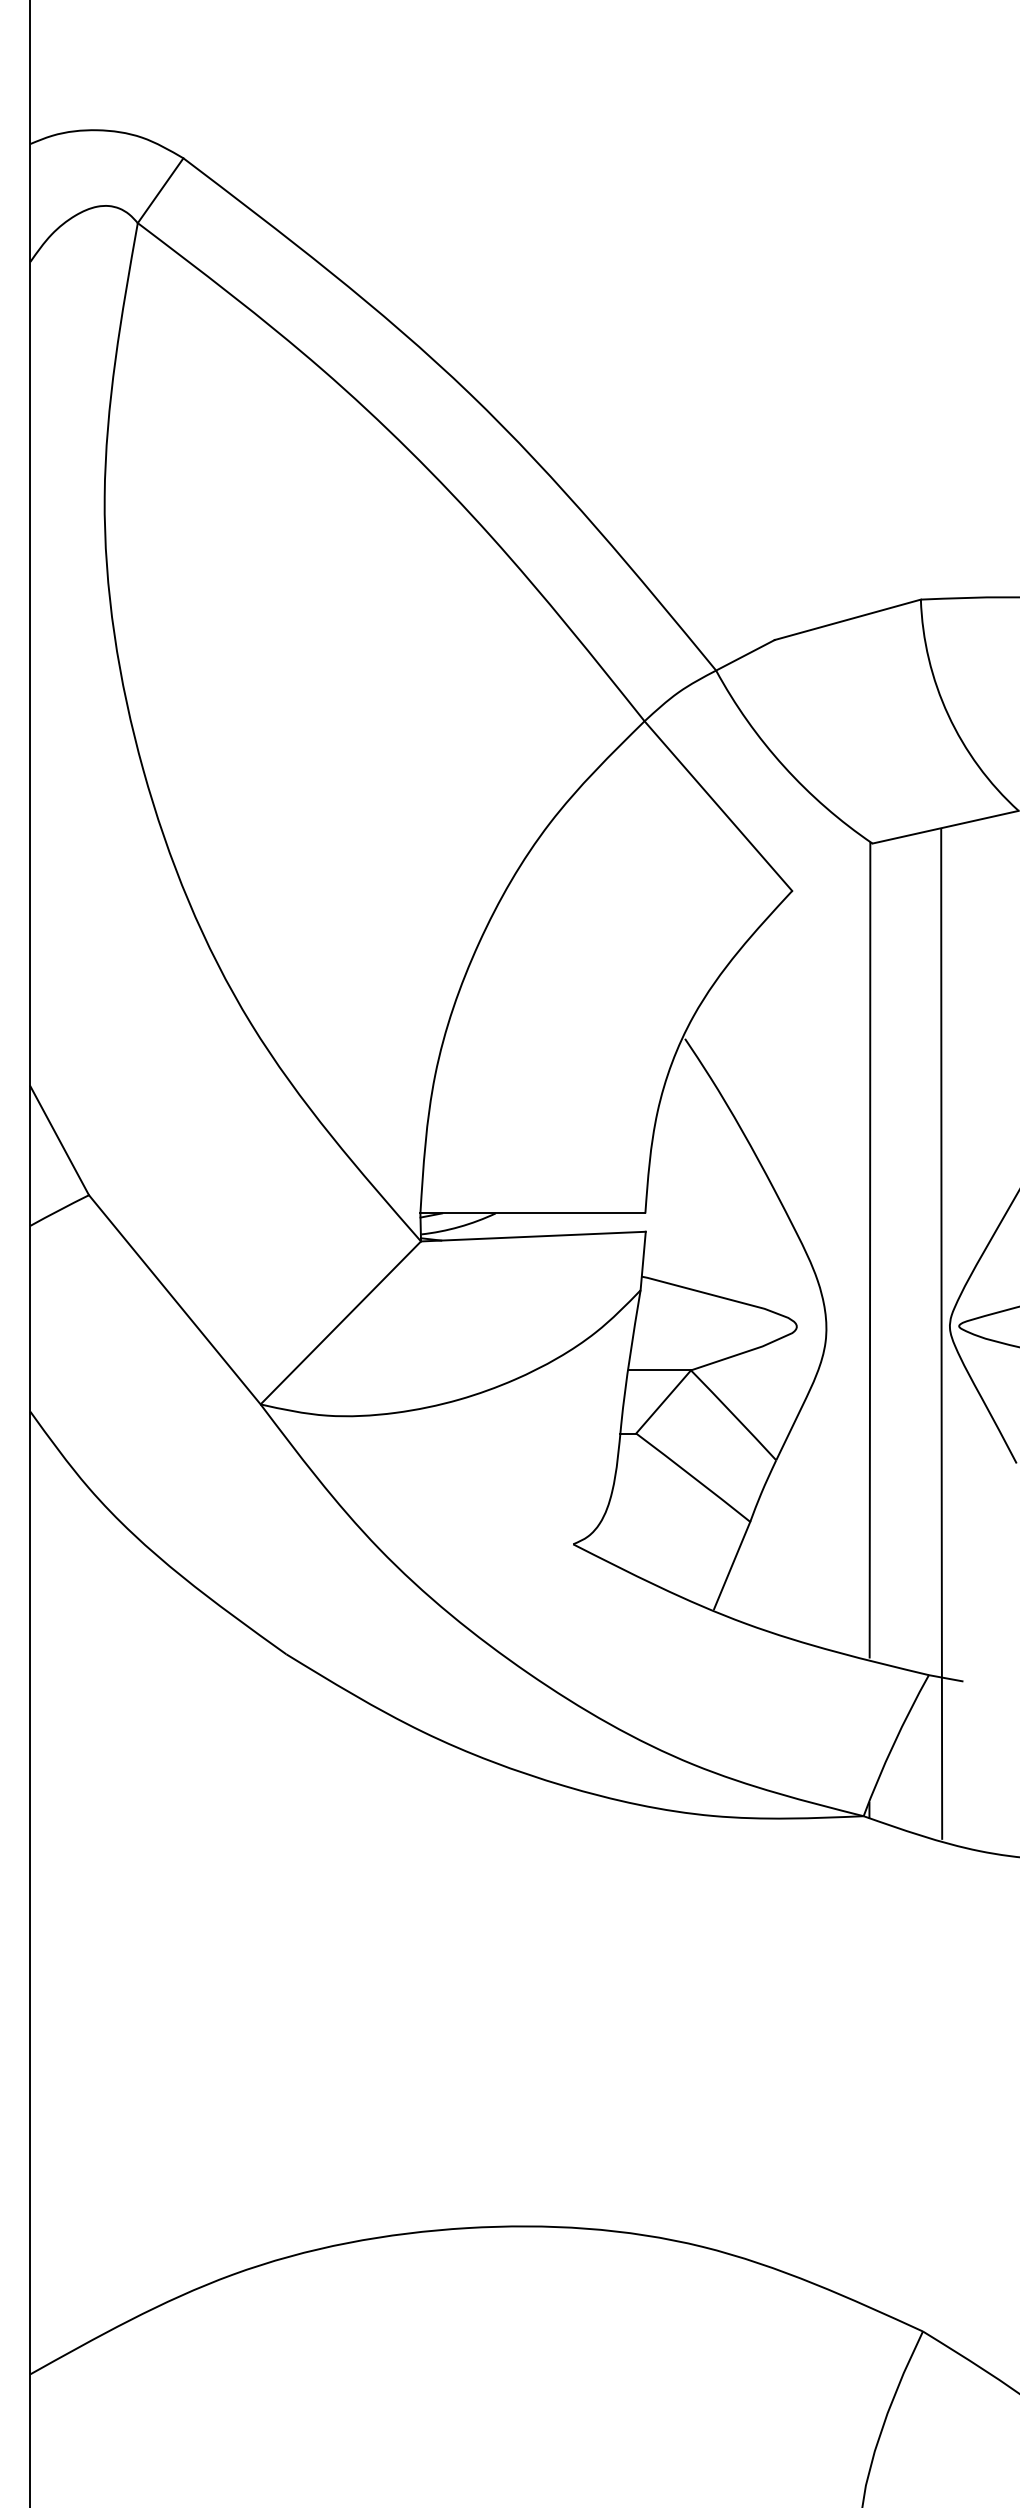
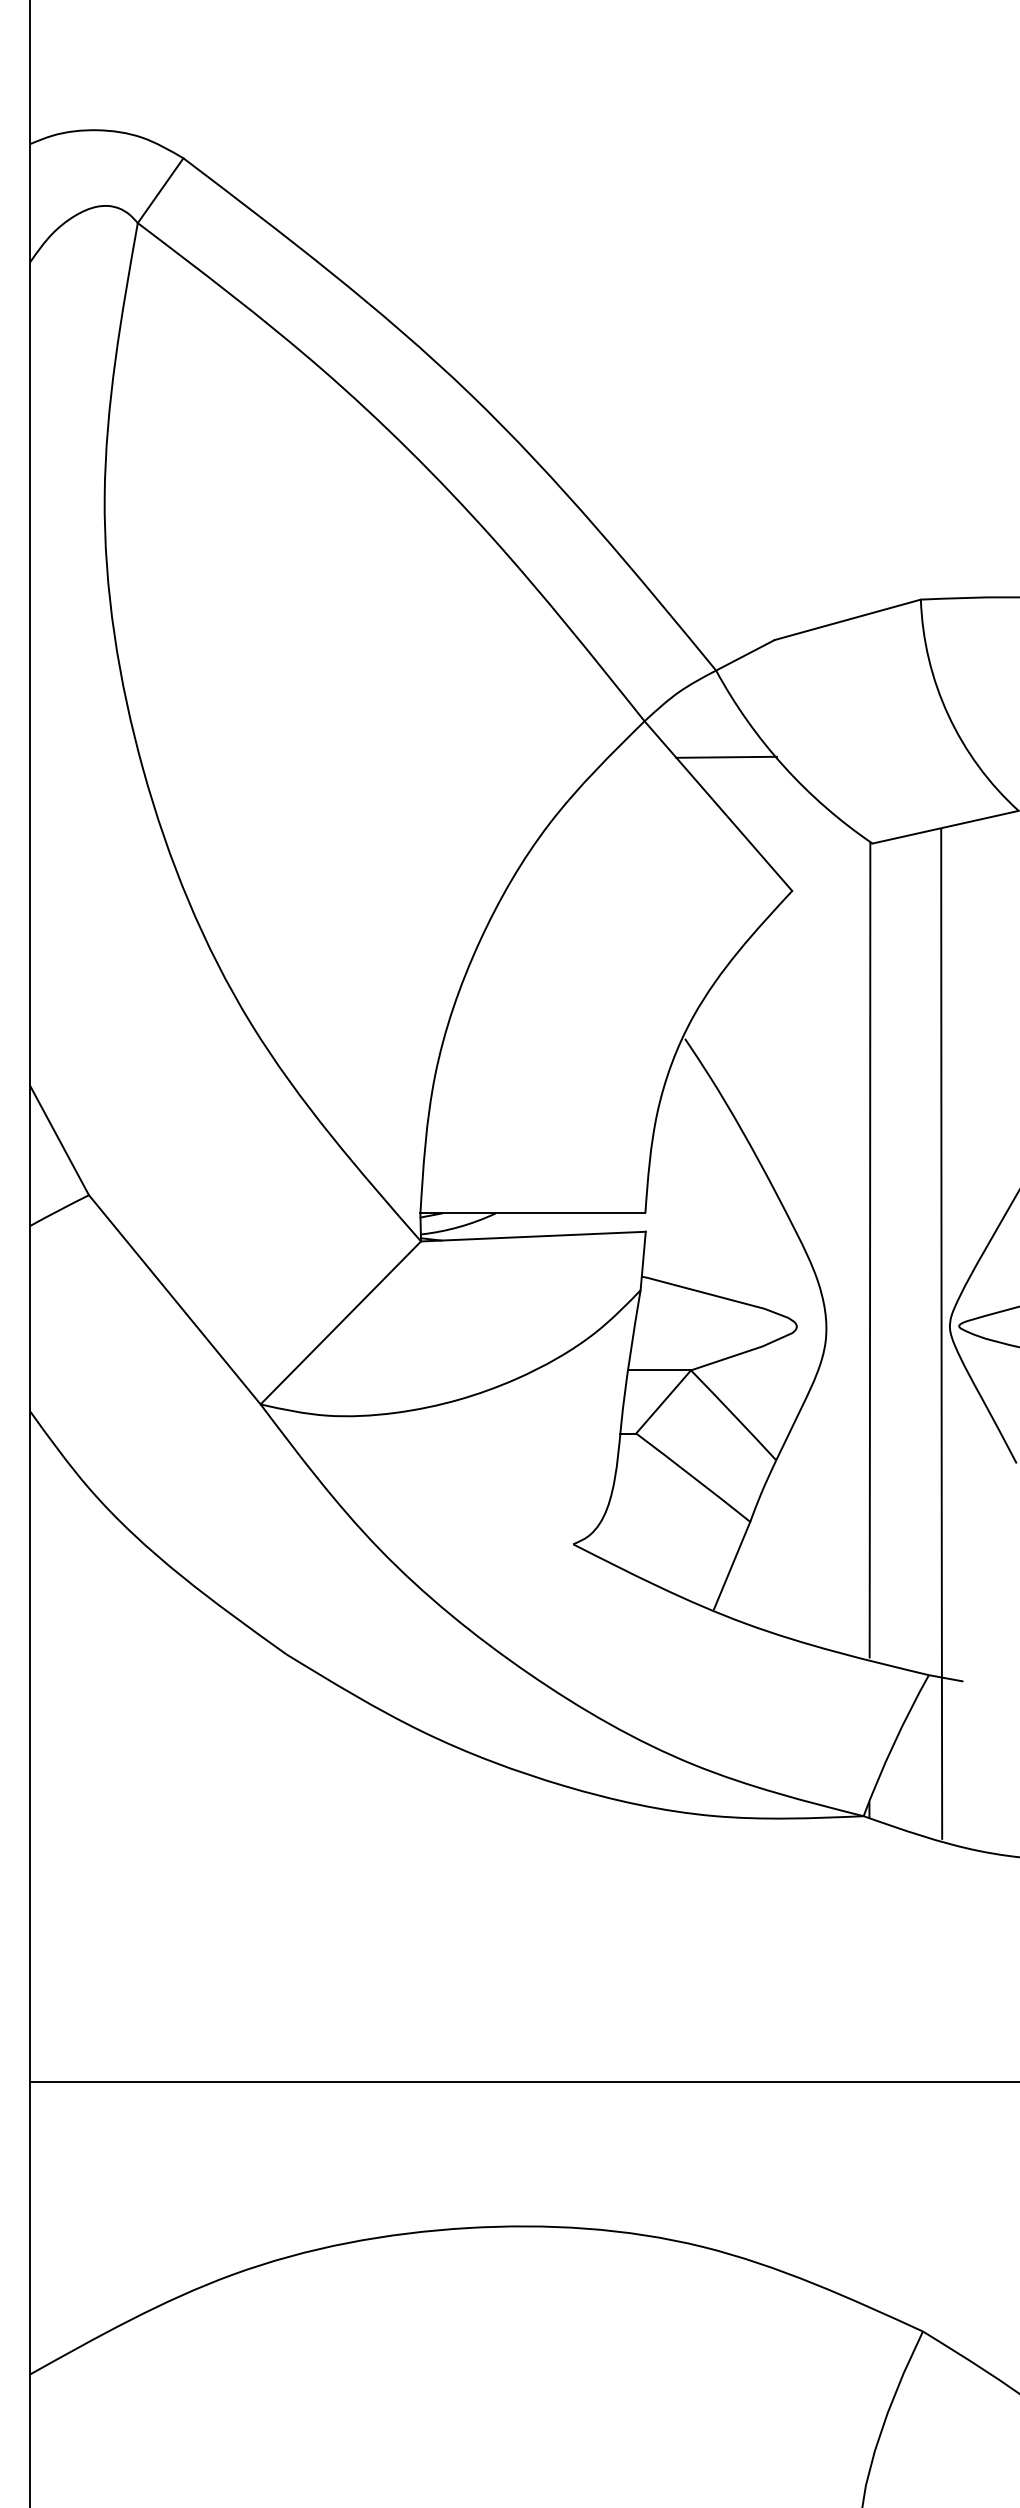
line: none -> present (726, 756)
line: none -> present (523, 2082)
